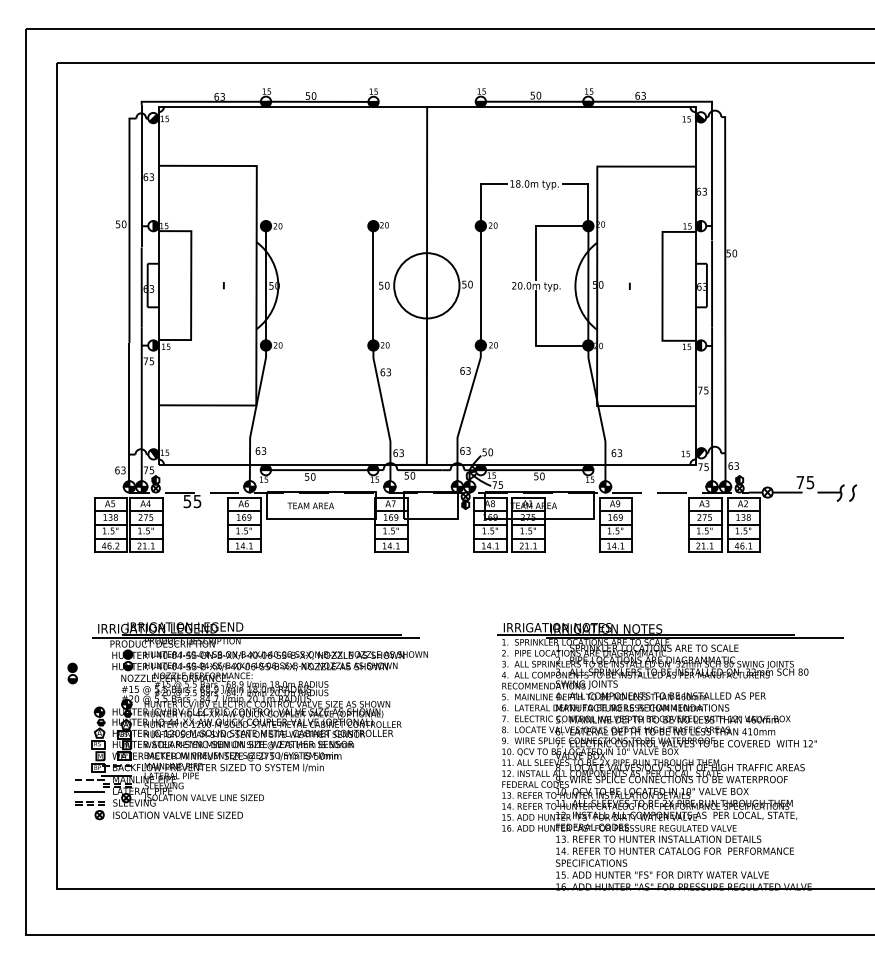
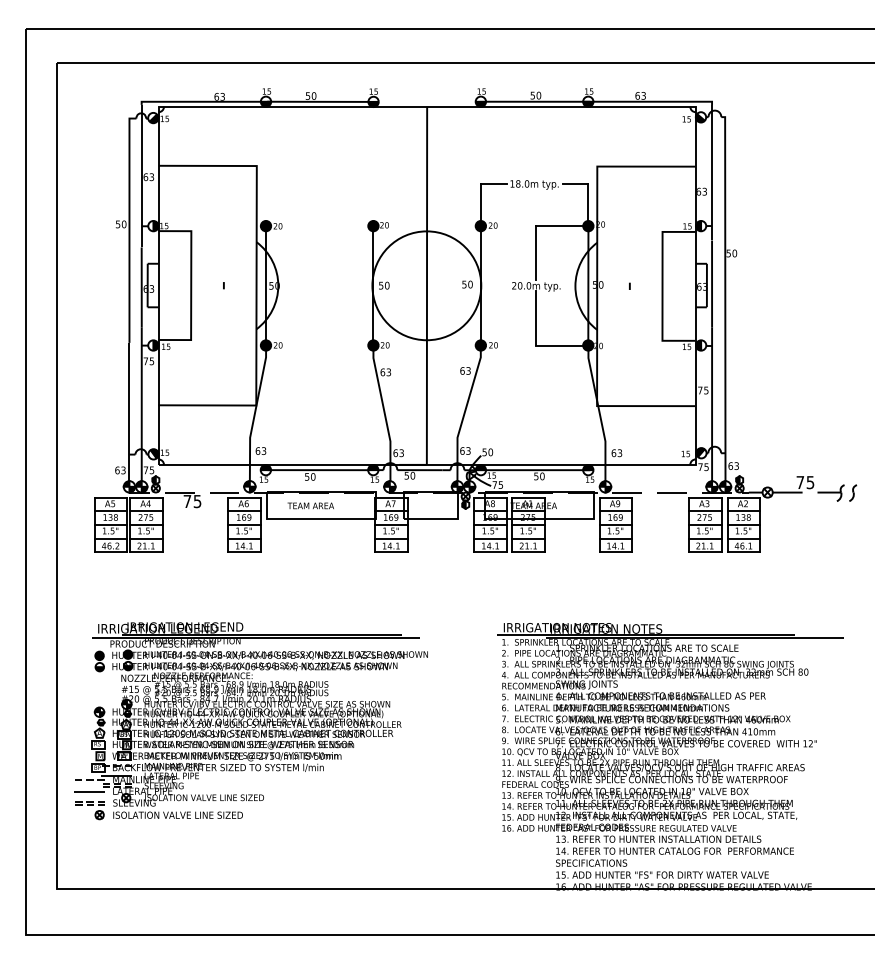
circle diameter: 65 px -> 109 px (426, 285)
text: 55 -> 75 (187, 501)
part position: (72, 673) -> (99, 661) (99, 661)
